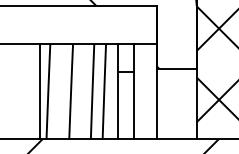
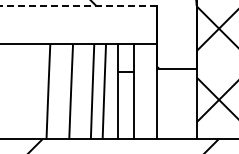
line: solid -> dashed (78, 5)
line: present -> none (39, 91)
